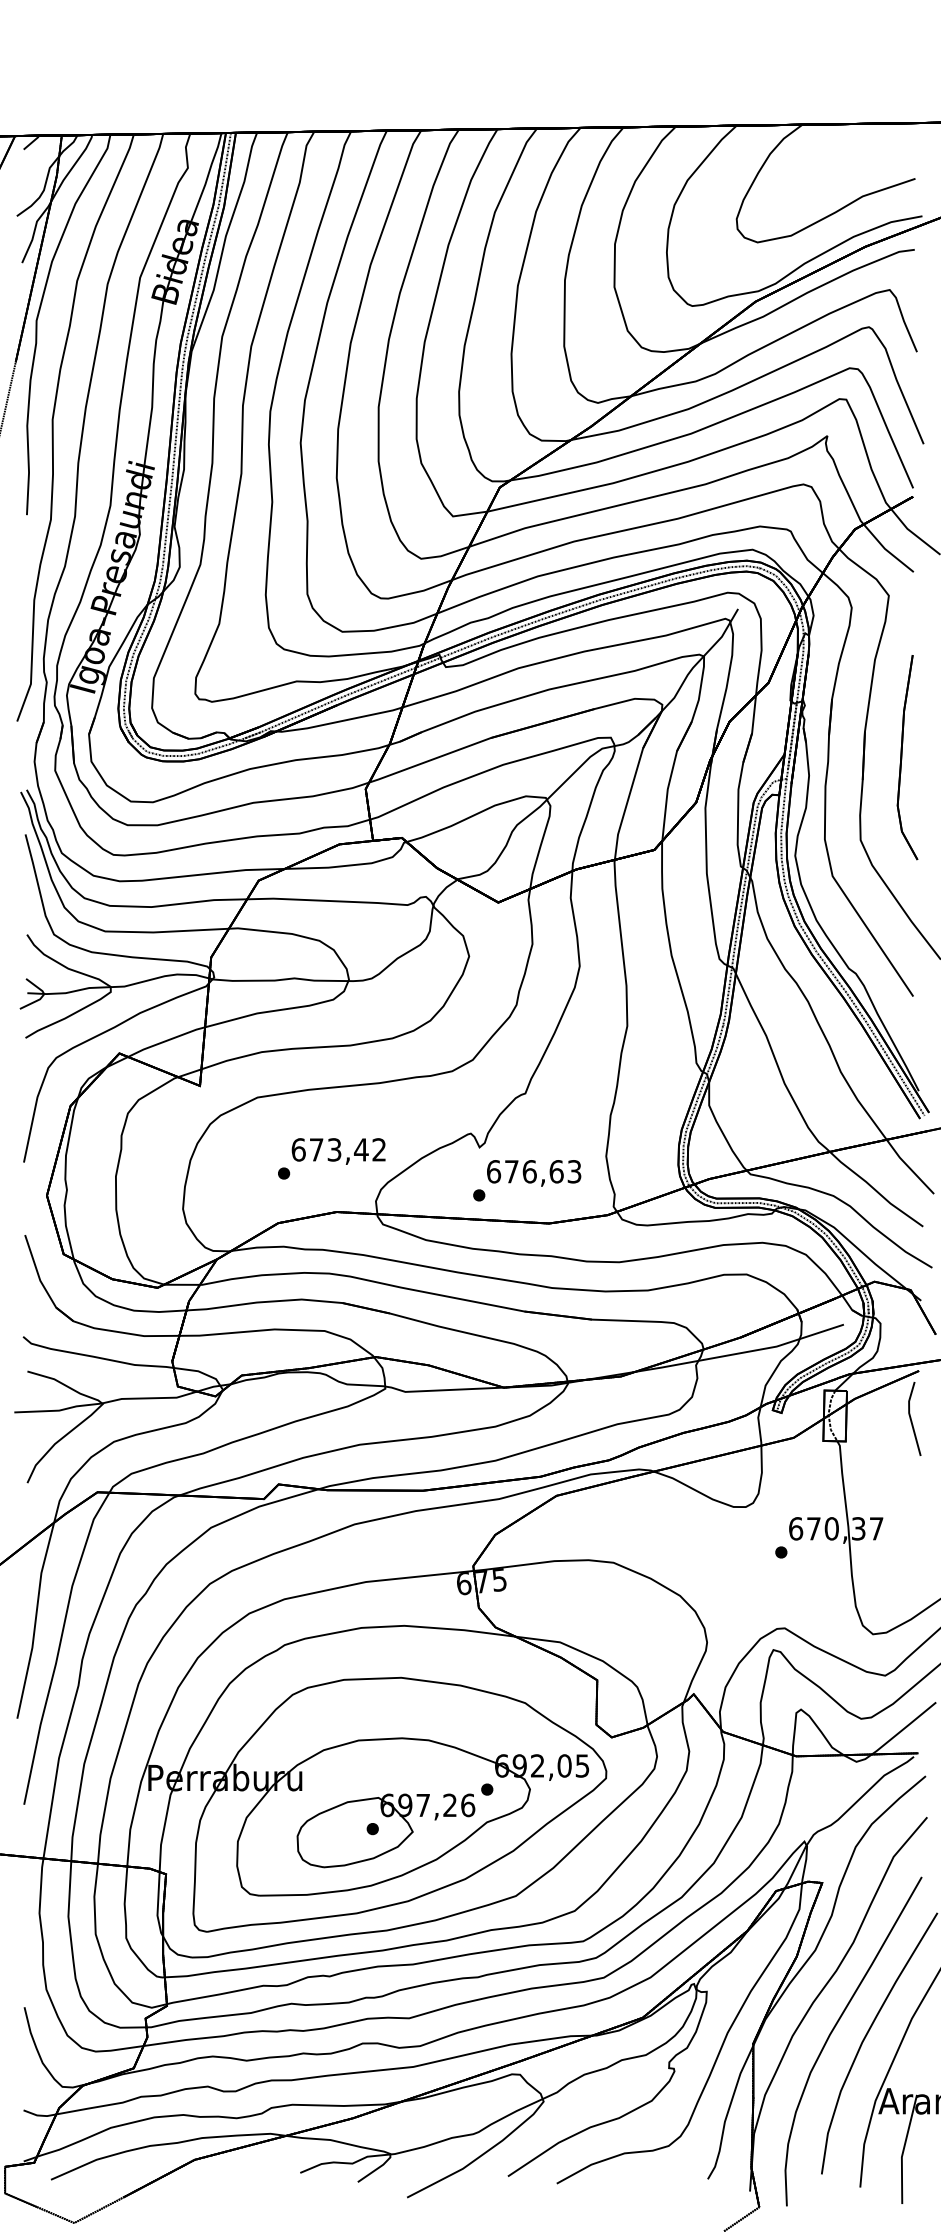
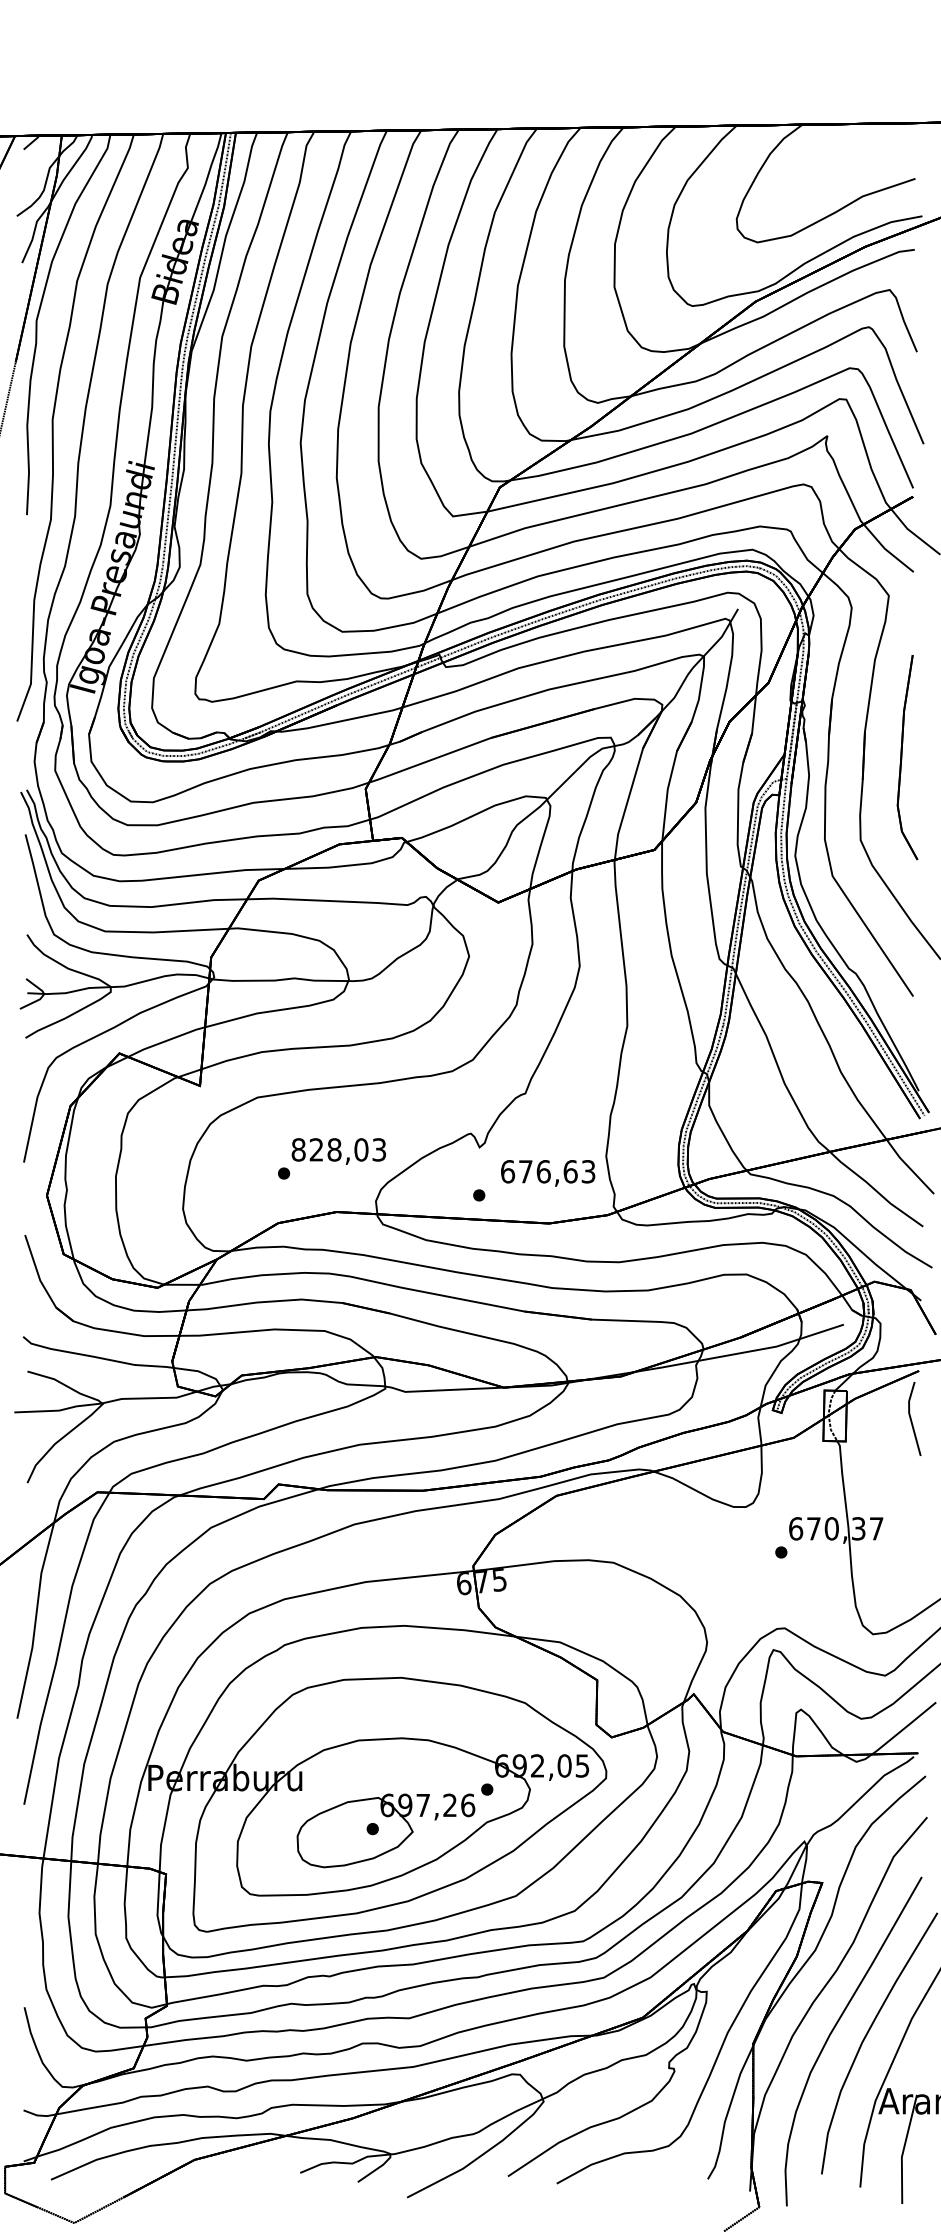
text: 673,42 -> 828,03 (338, 1149)
text position: (534, 1173) -> (548, 1173) (548, 1173)
